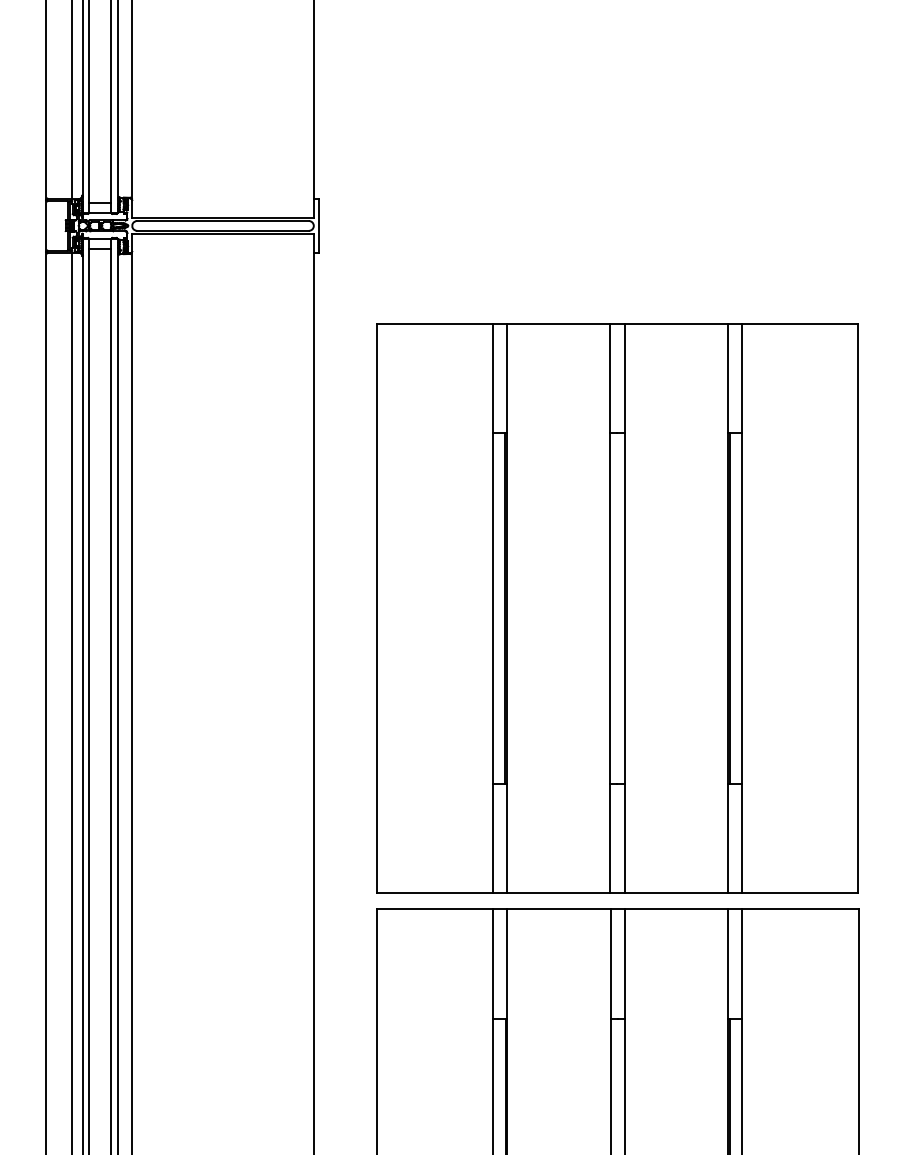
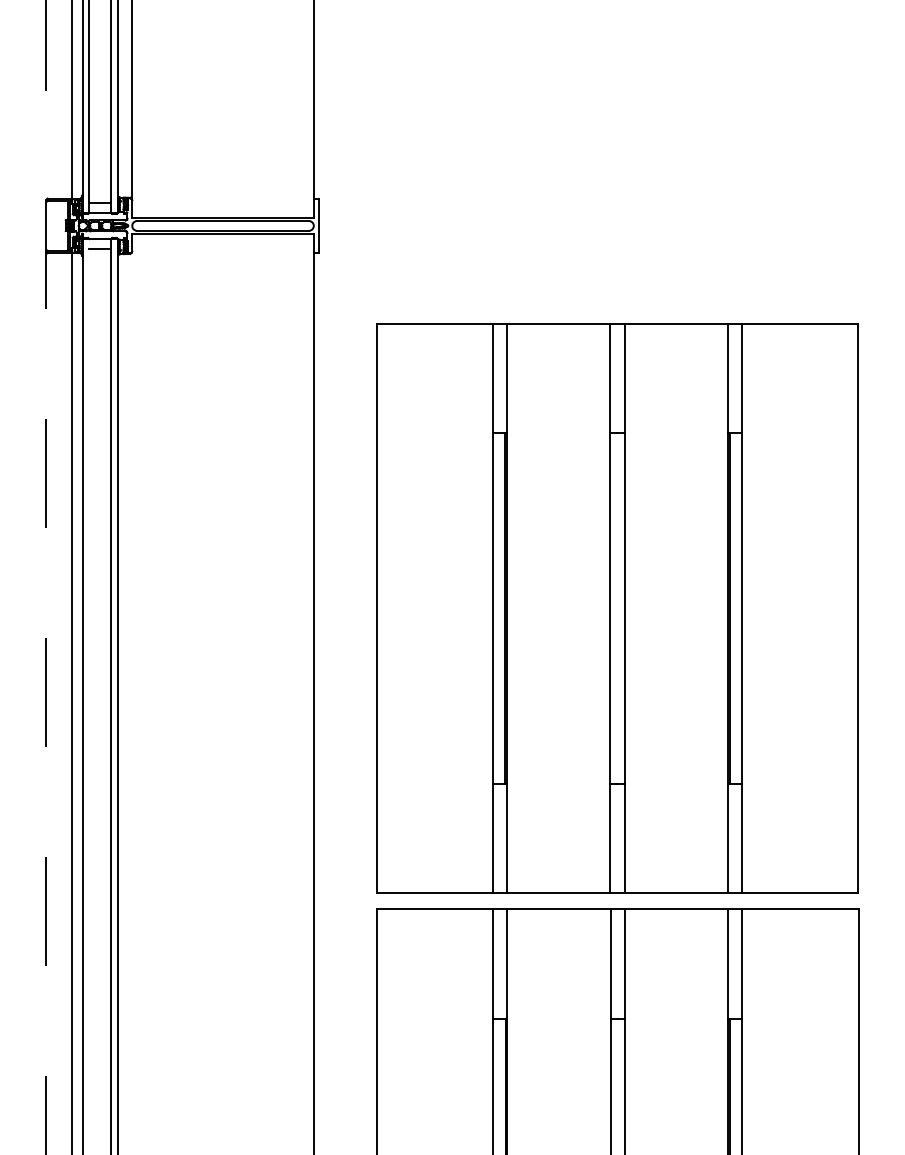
line: solid -> dashed (46, 578)
line: present -> none (89, 695)
line: present -> none (132, 701)
